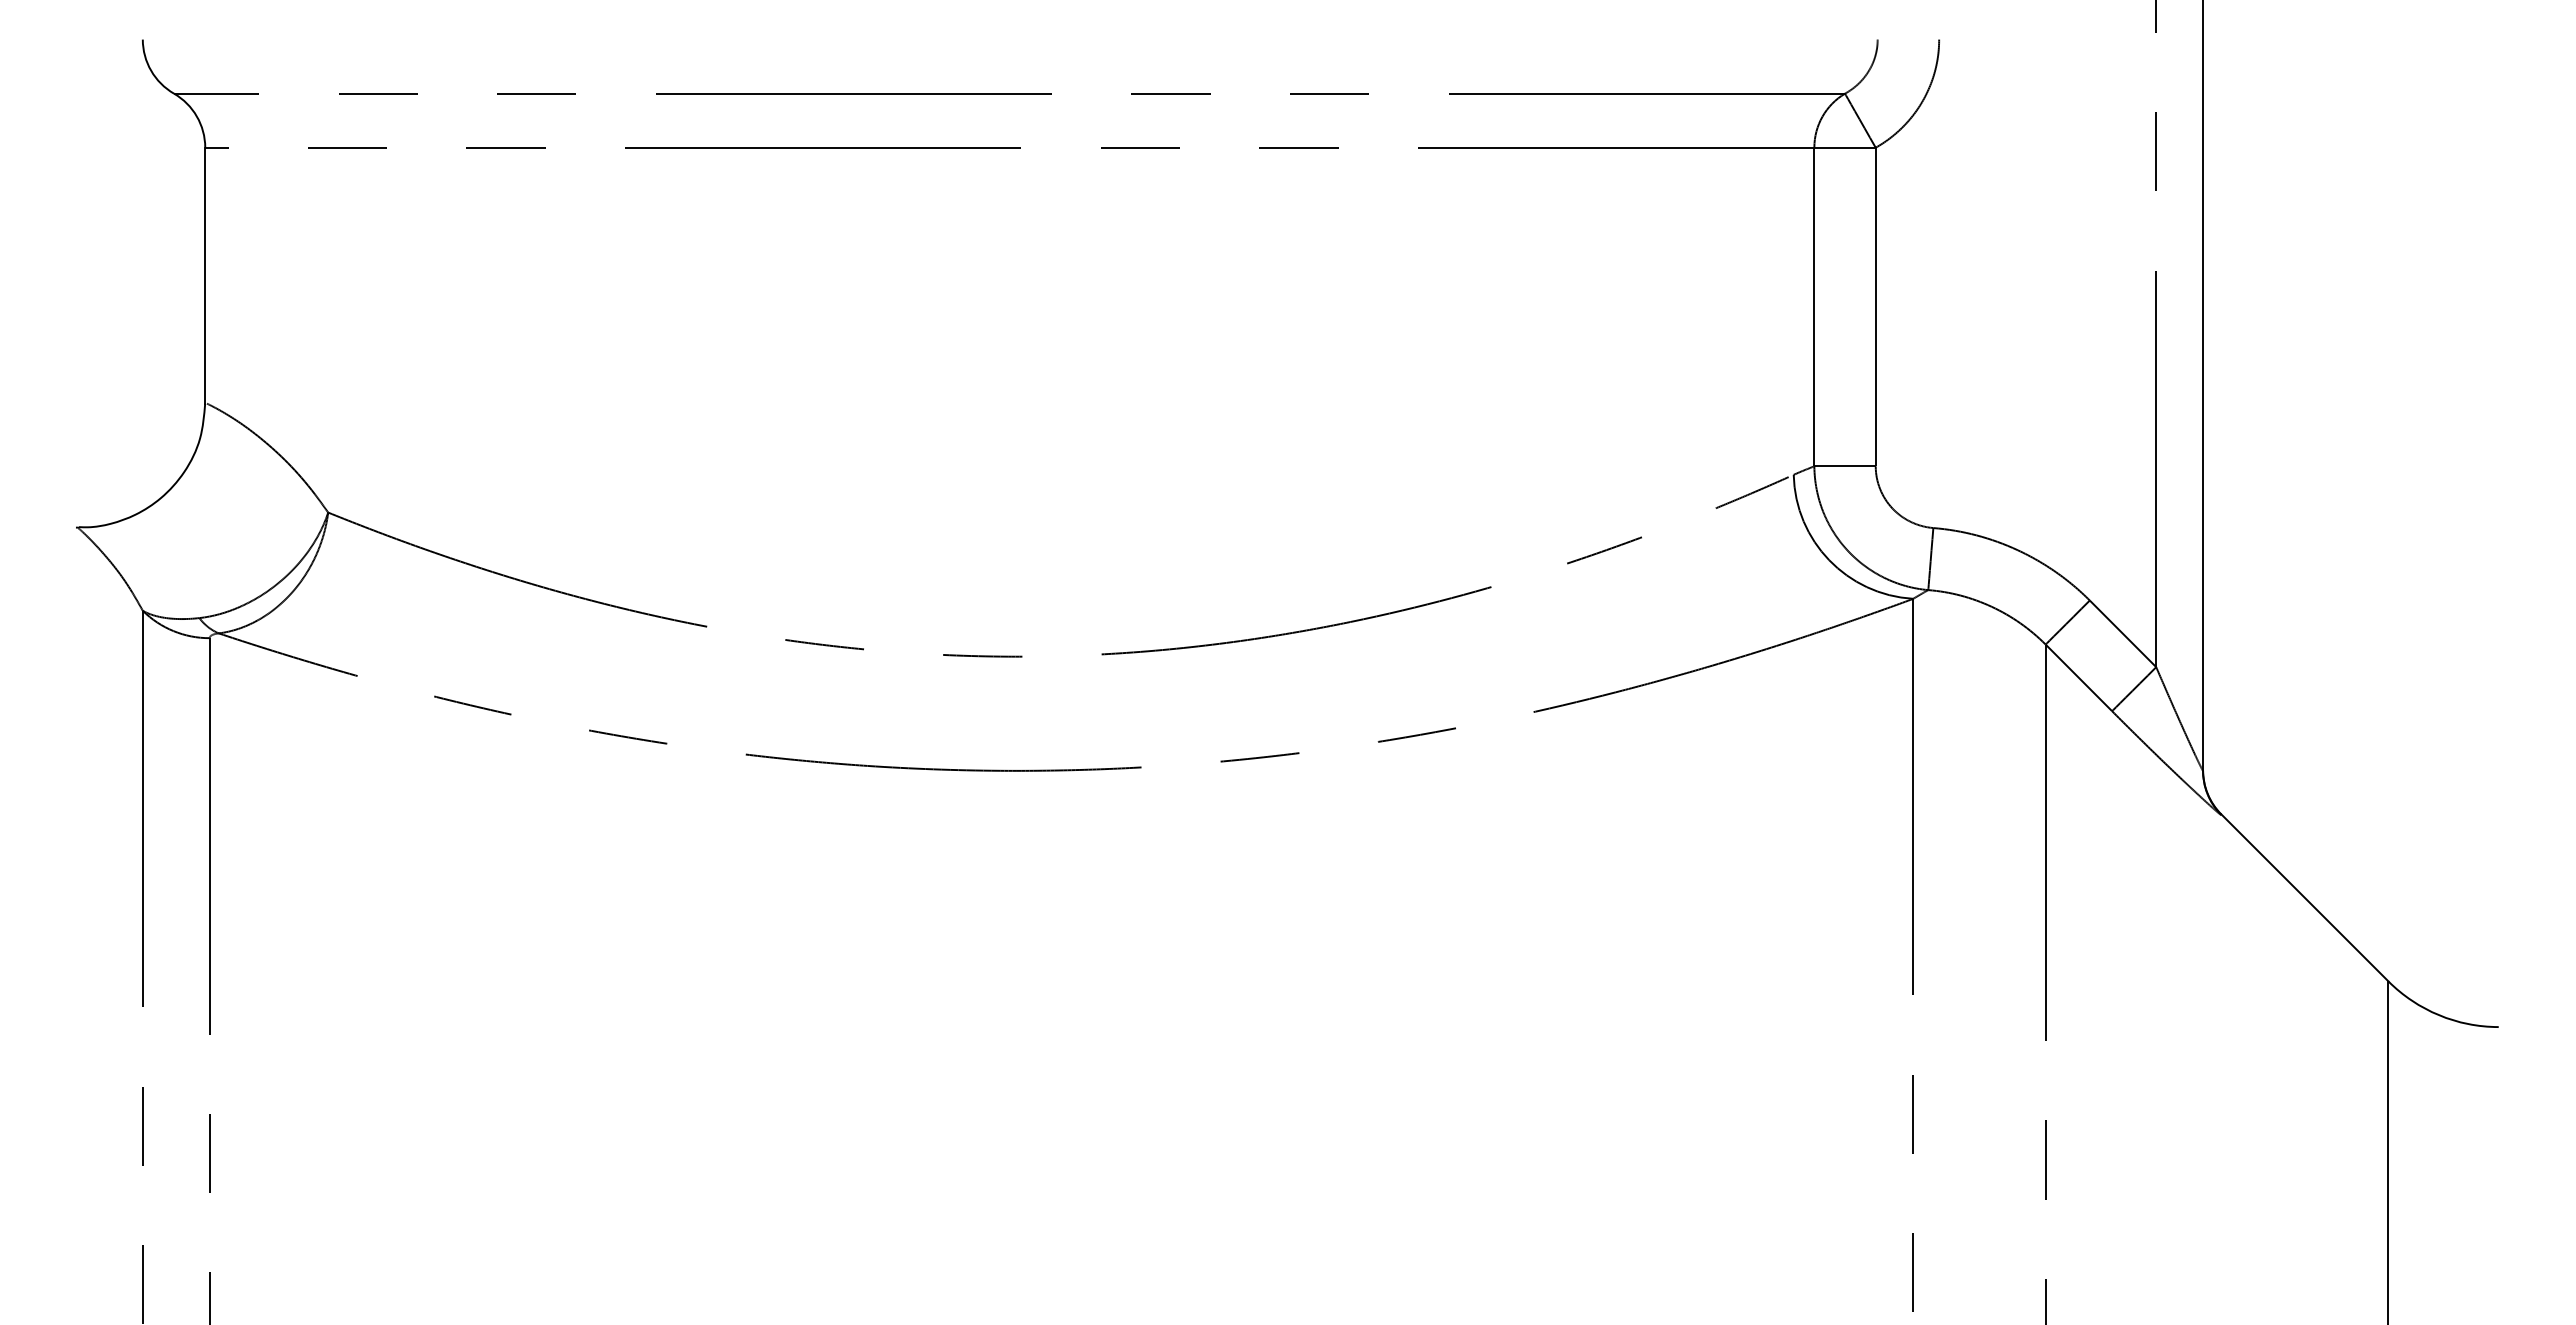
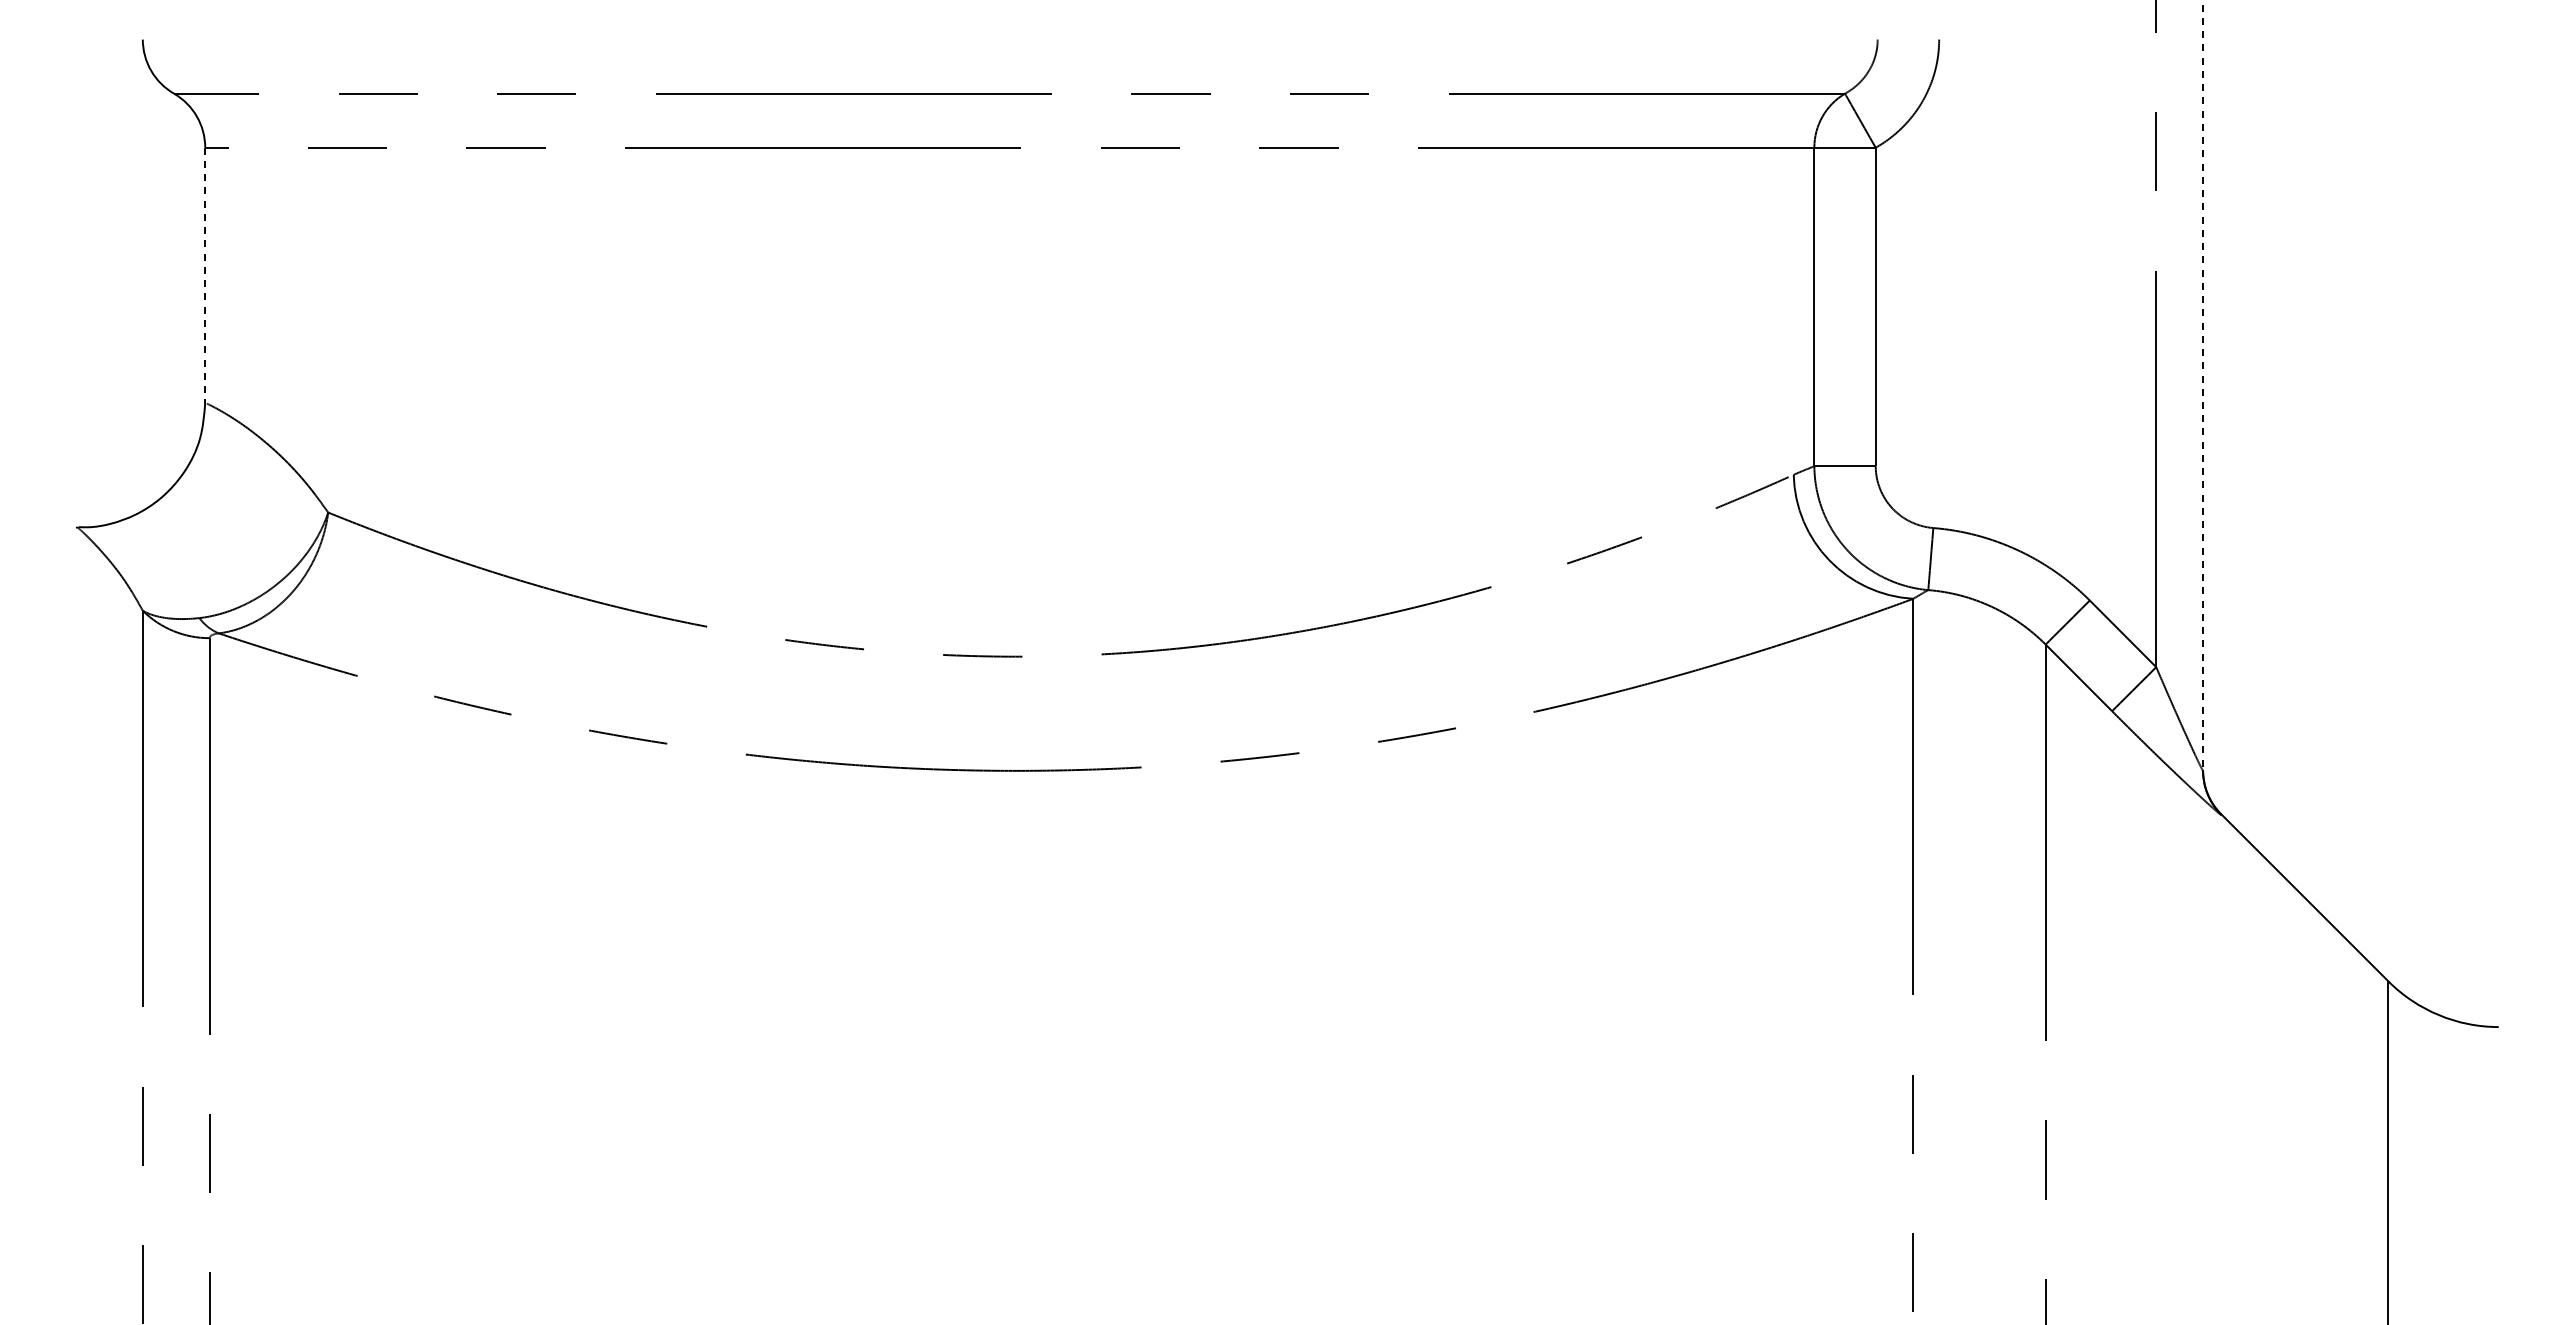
line: solid -> dashed (205, 276)
line: solid -> dashed (2203, 386)
